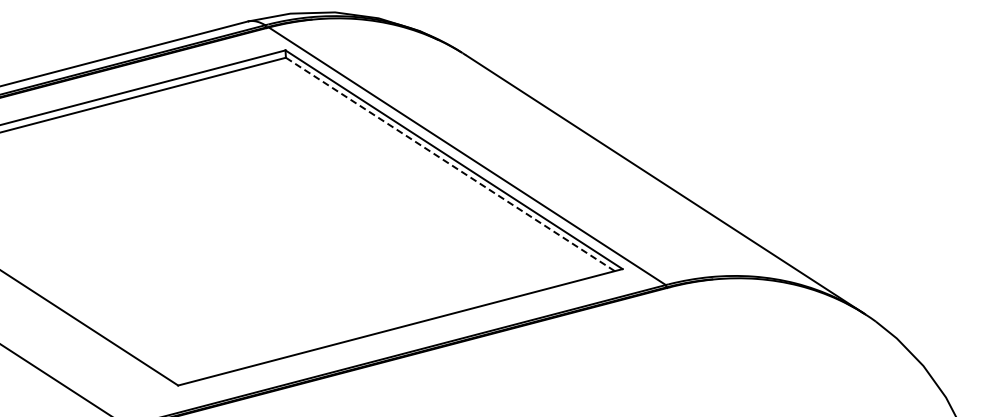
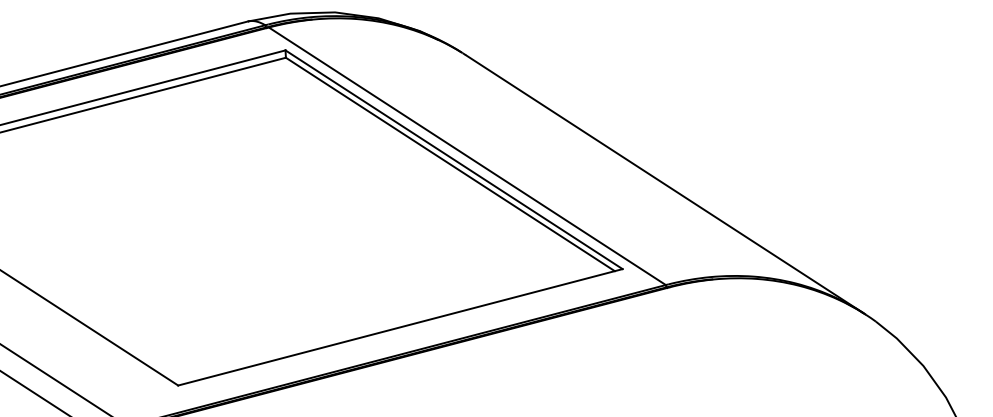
line: dashed -> solid (449, 164)
line: none -> present (34, 392)
